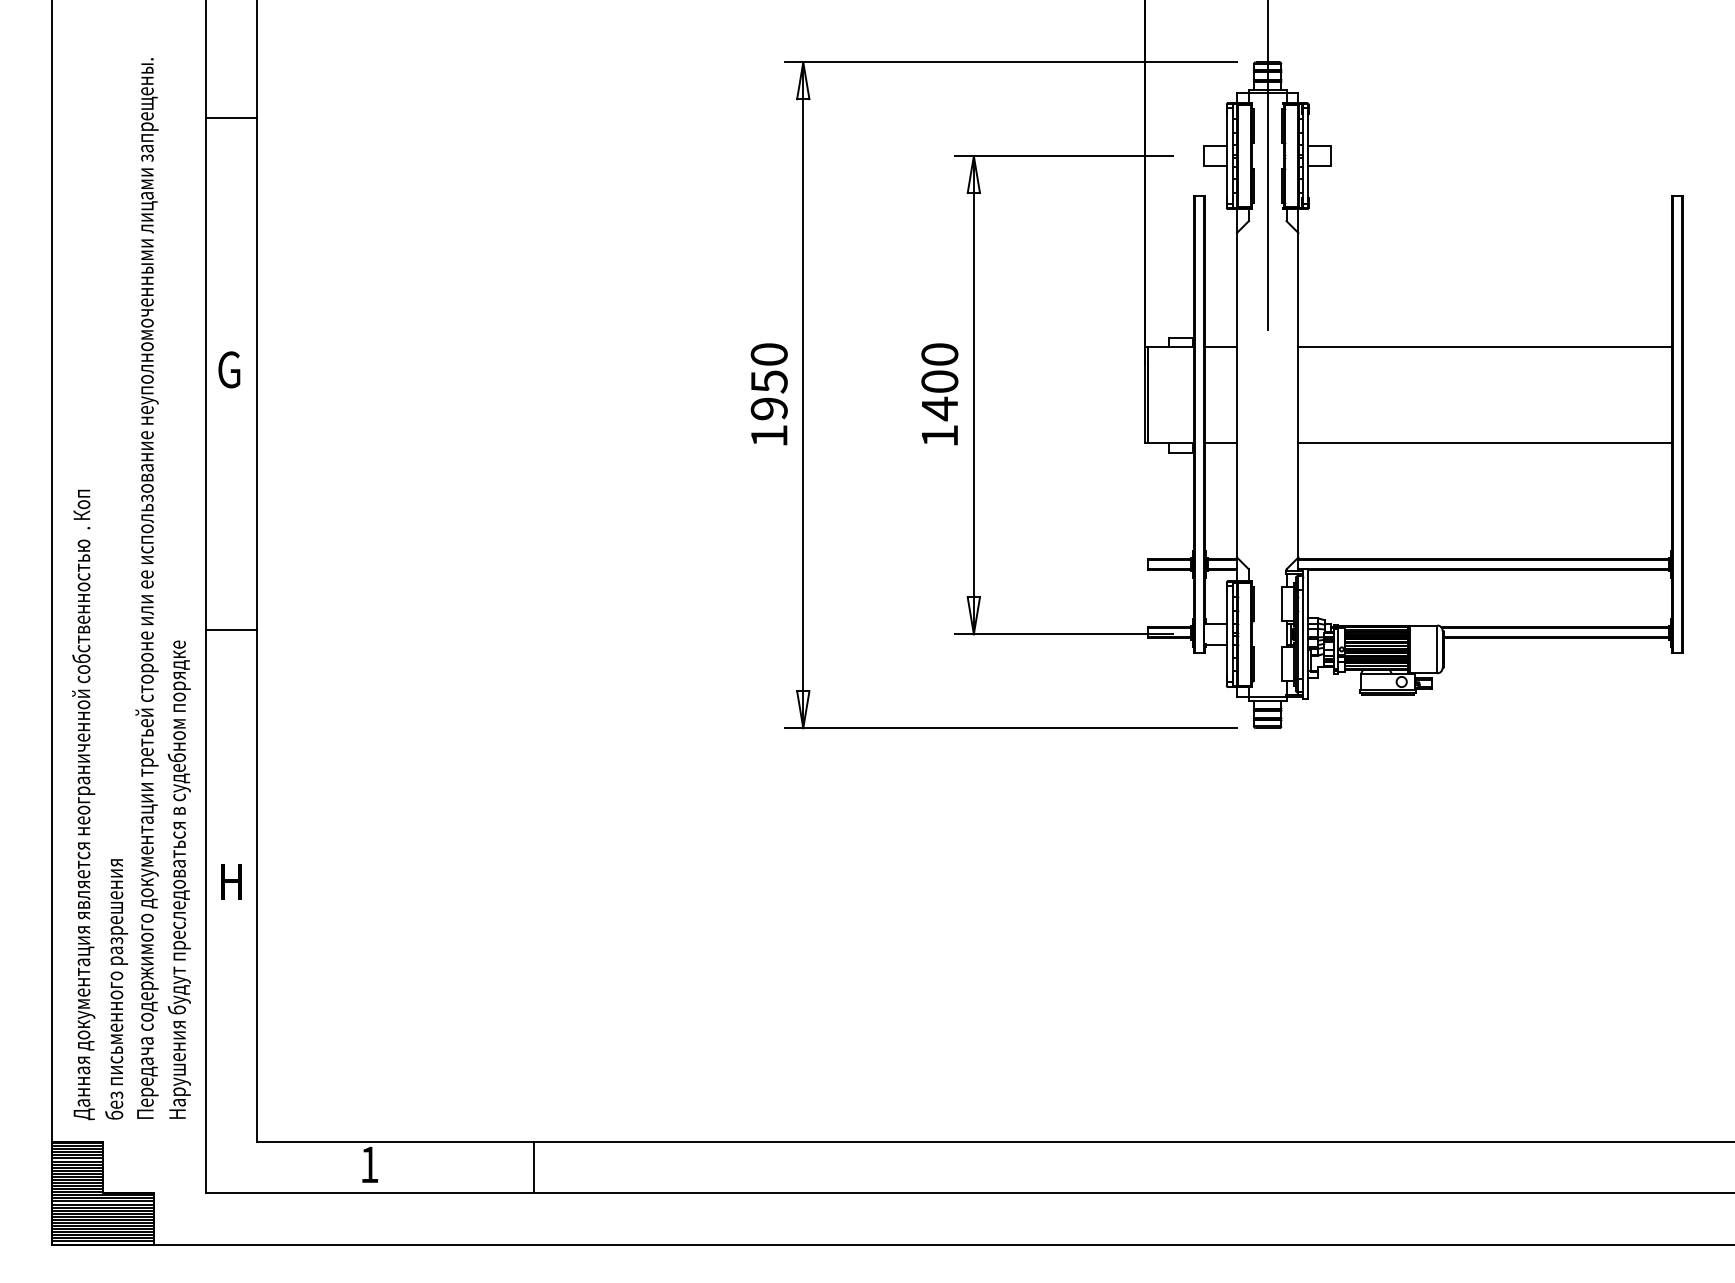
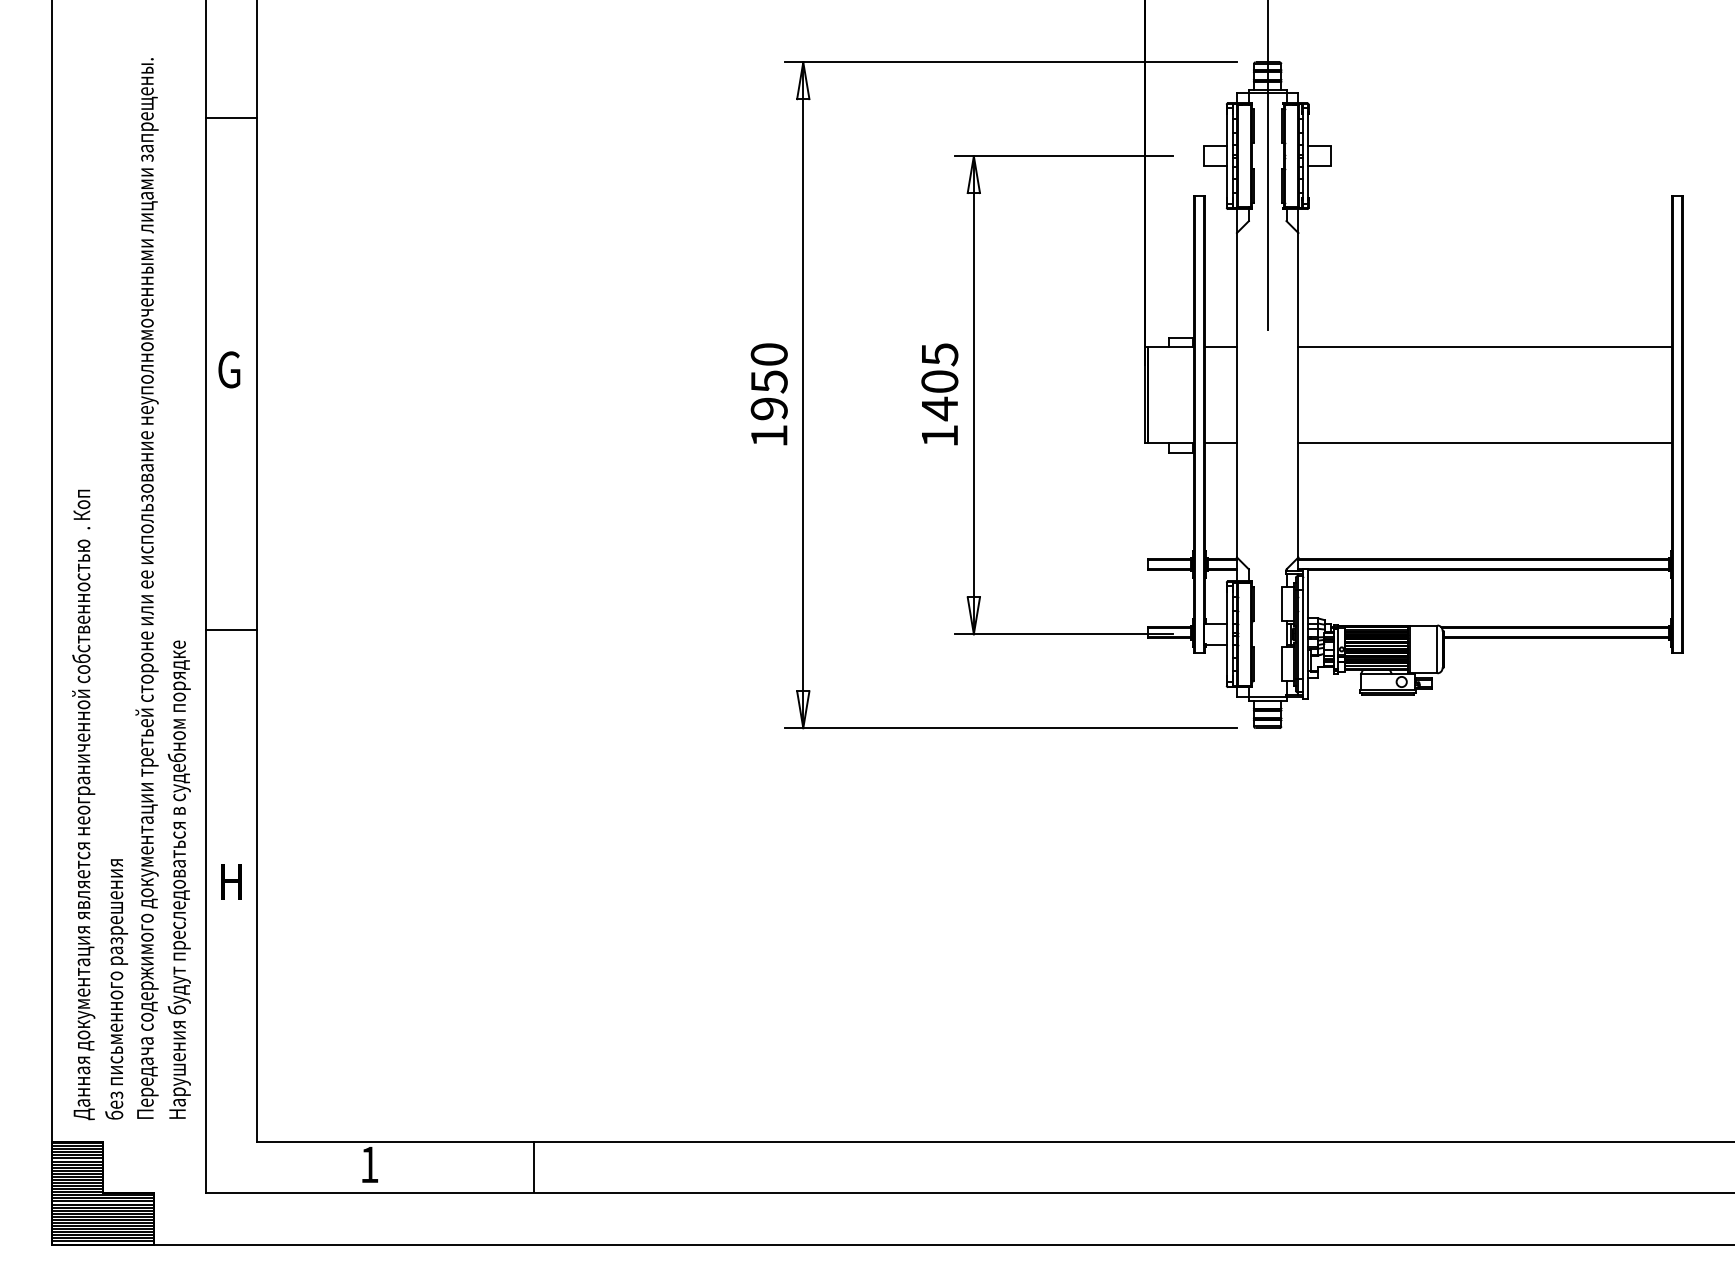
text: 1400 -> 1405 (939, 354)
